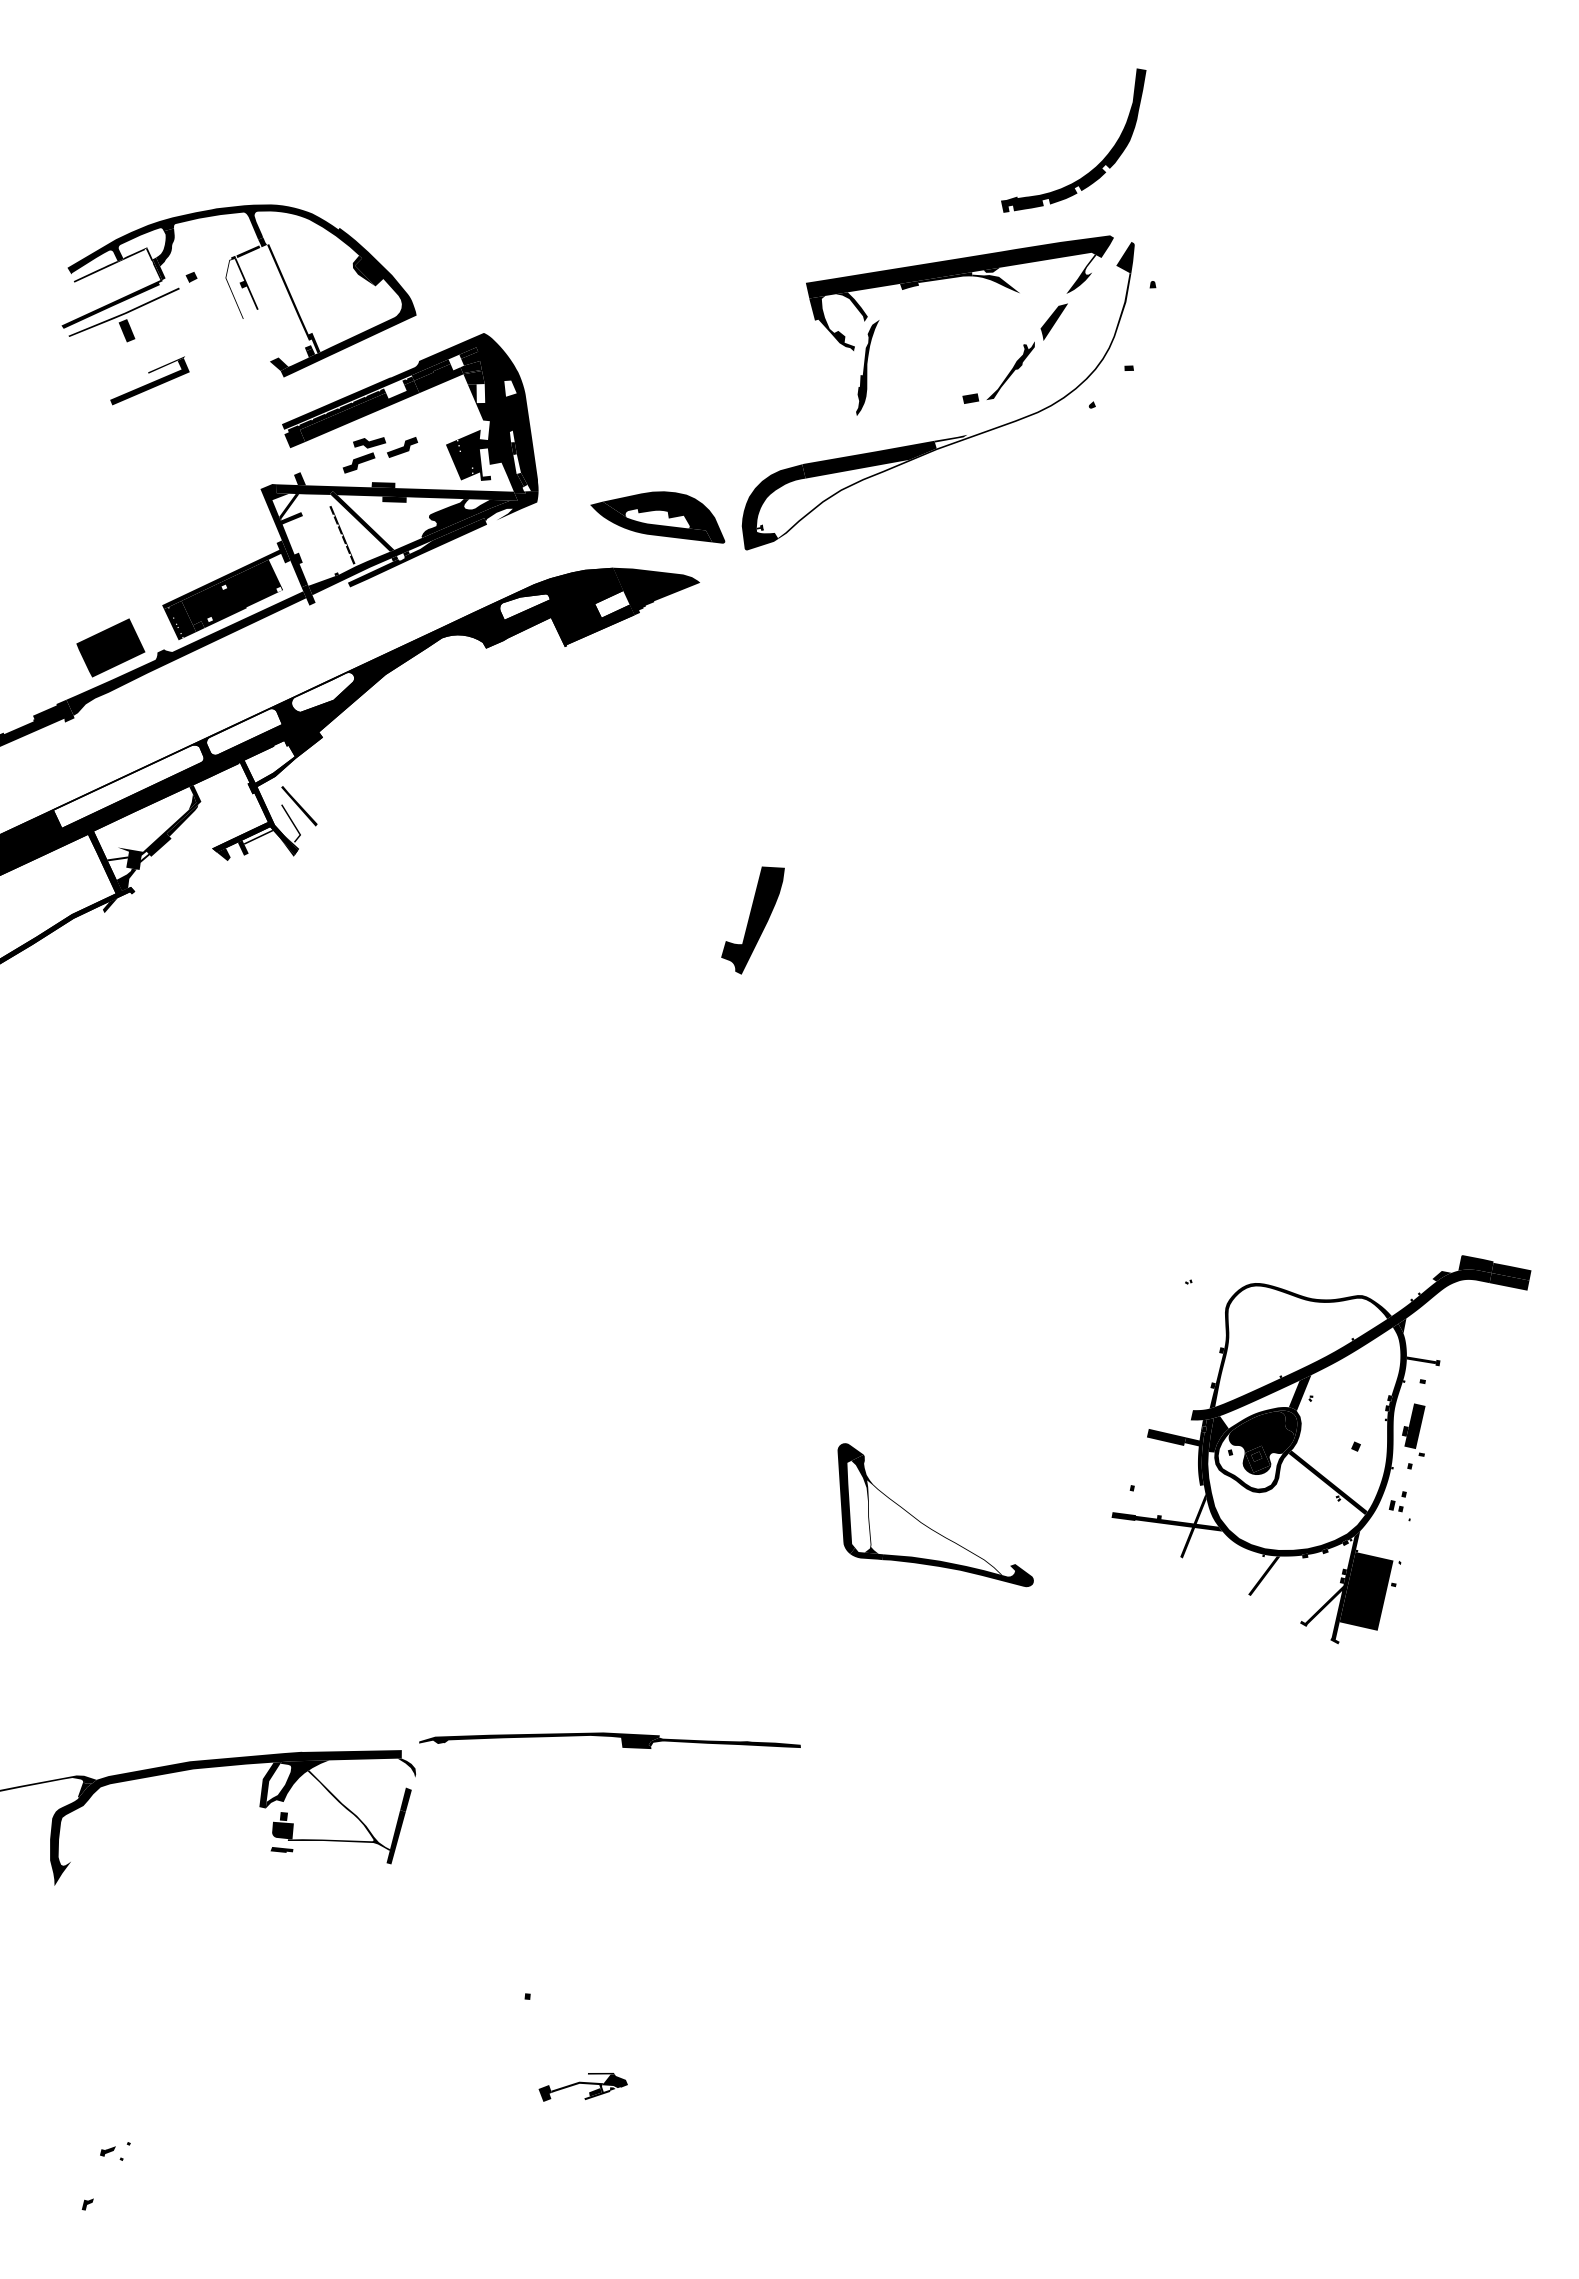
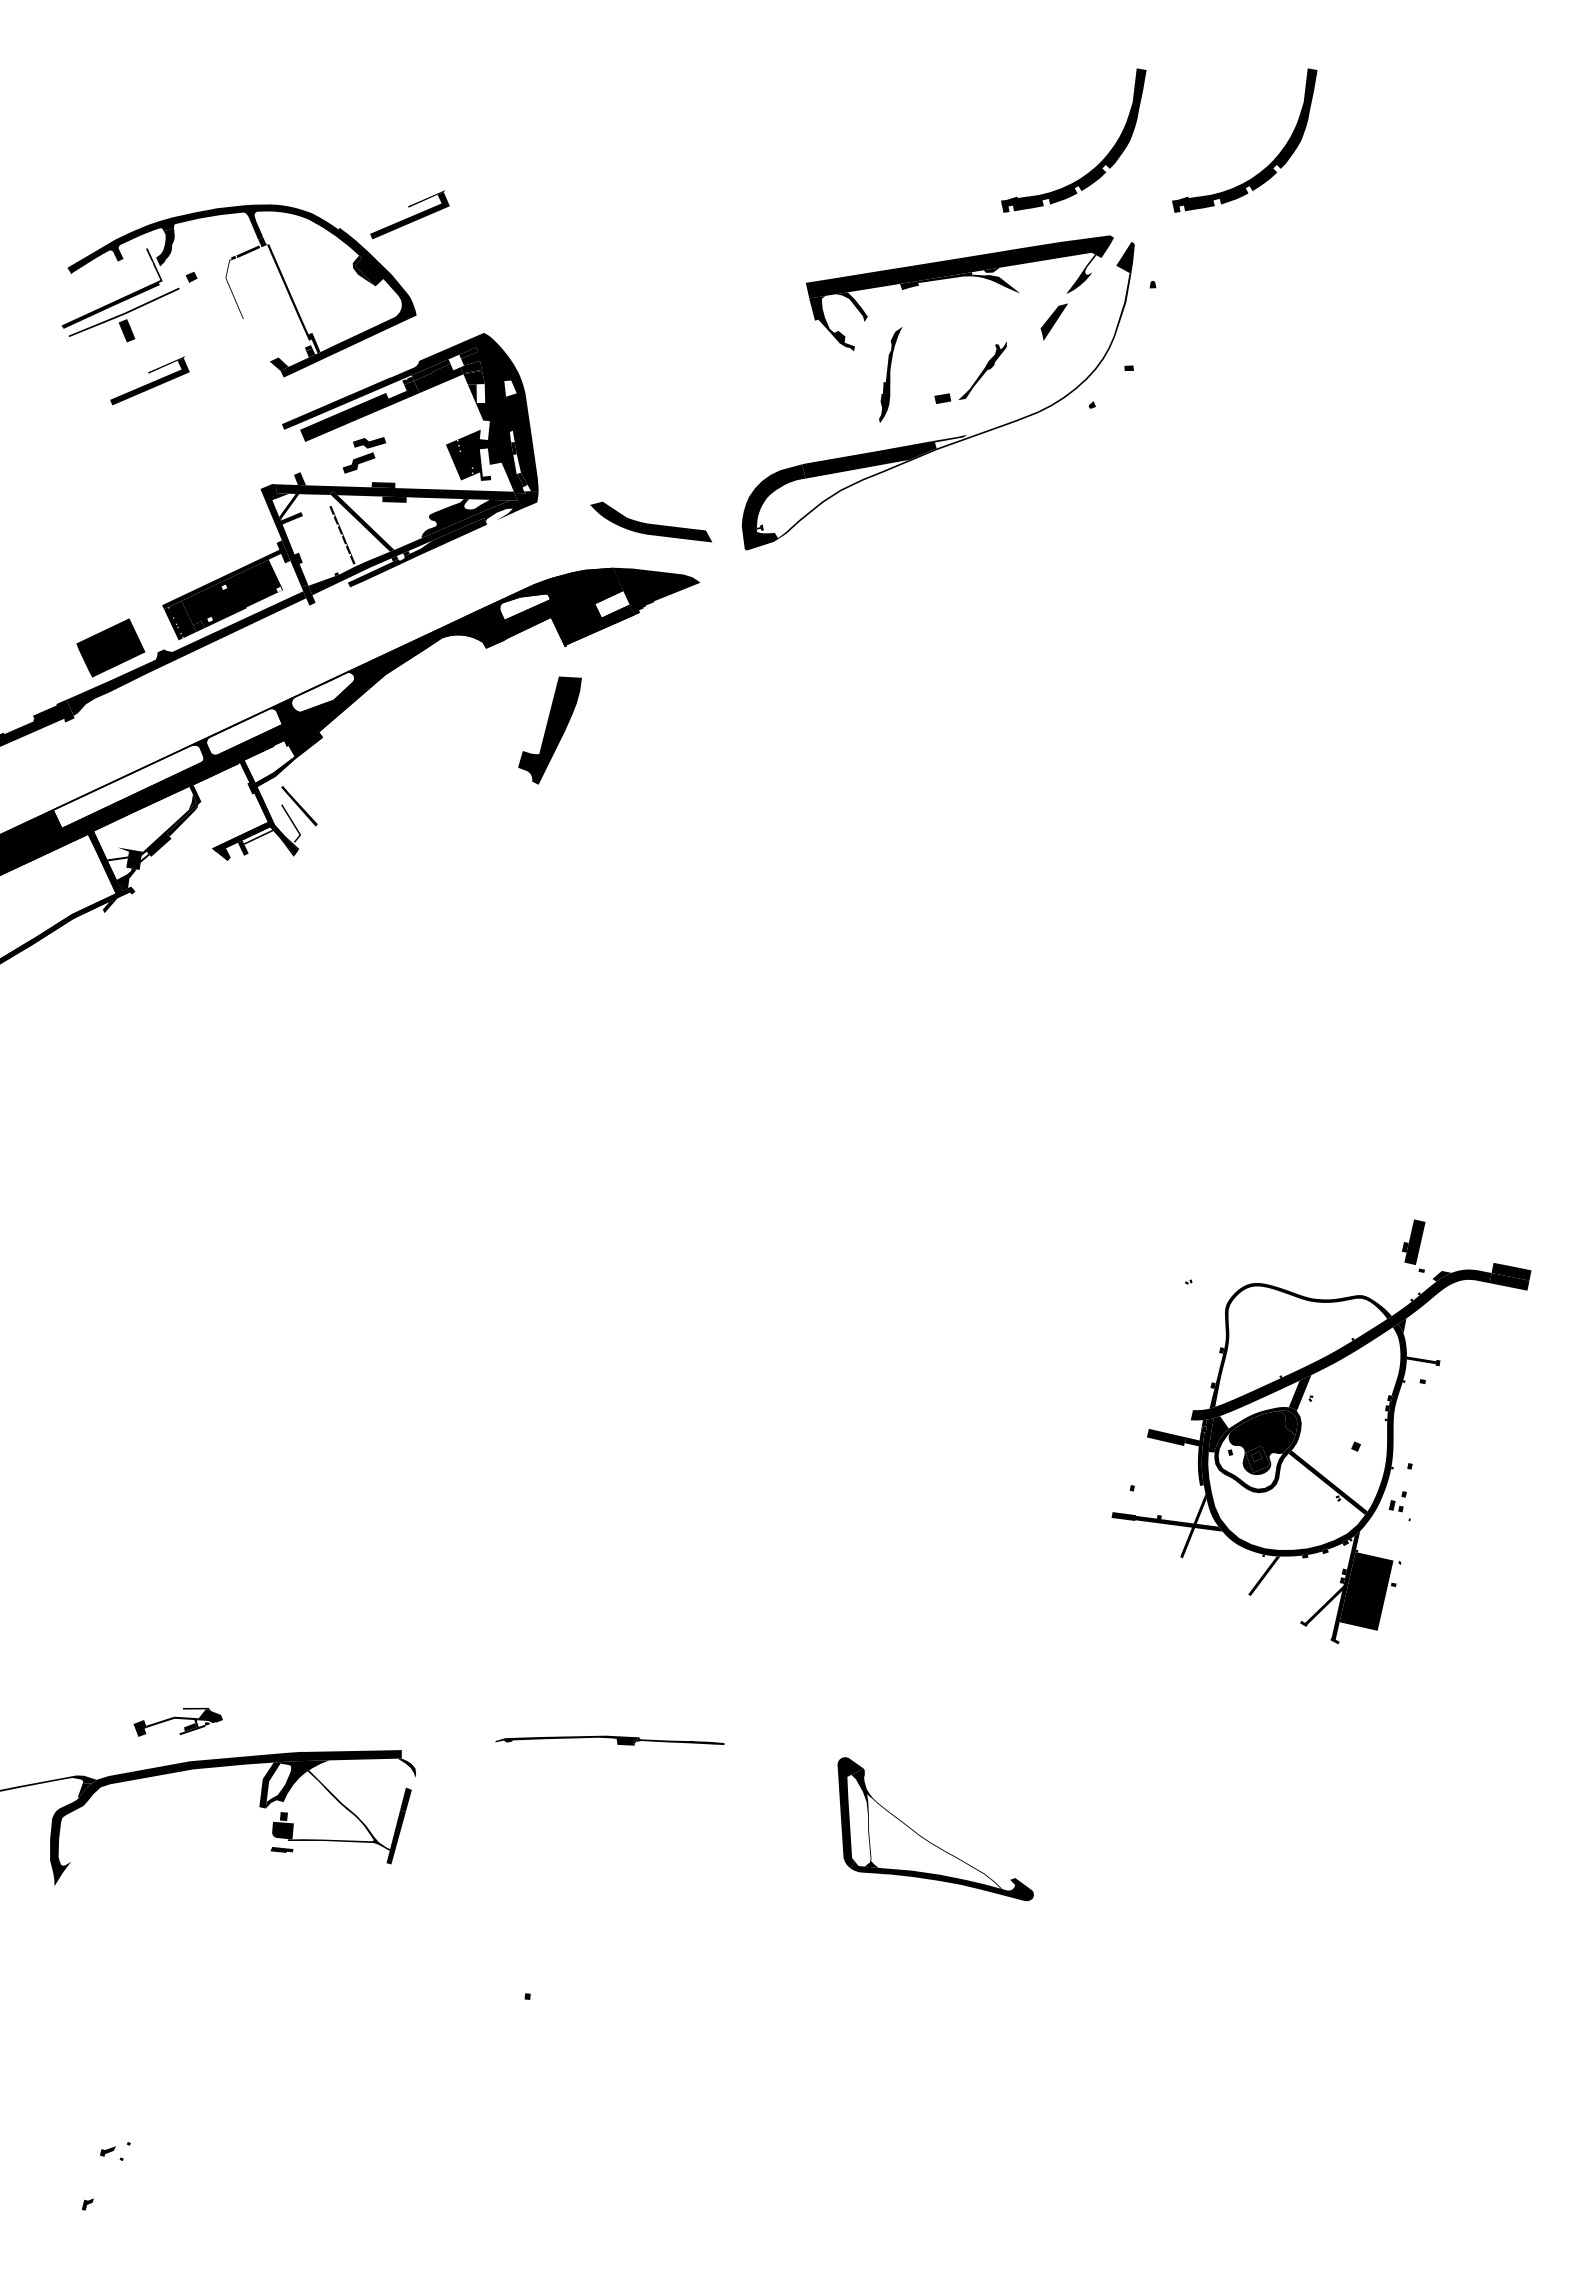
part: none -> present (1266, 166)
part: none -> present (409, 214)
fill: present -> none (110, 264)
fill: present -> none (158, 268)
fill: present -> none (246, 284)
part position: (867, 367) -> (890, 374) (890, 374)
part position: (1005, 377) -> (977, 377) (977, 377)
fill: present -> none (335, 418)
part: present -> none (402, 447)
fill: present -> none (663, 517)
part position: (752, 920) -> (549, 730) (549, 730)
fill: present -> none (1475, 1264)
part position: (1413, 1429) -> (1413, 1245) (1413, 1245)
part position: (928, 1526) -> (928, 1840) (928, 1840)
part size: 382x17 px -> 230x11 px (609, 1740)
part position: (582, 2087) -> (177, 1722) (177, 1722)
